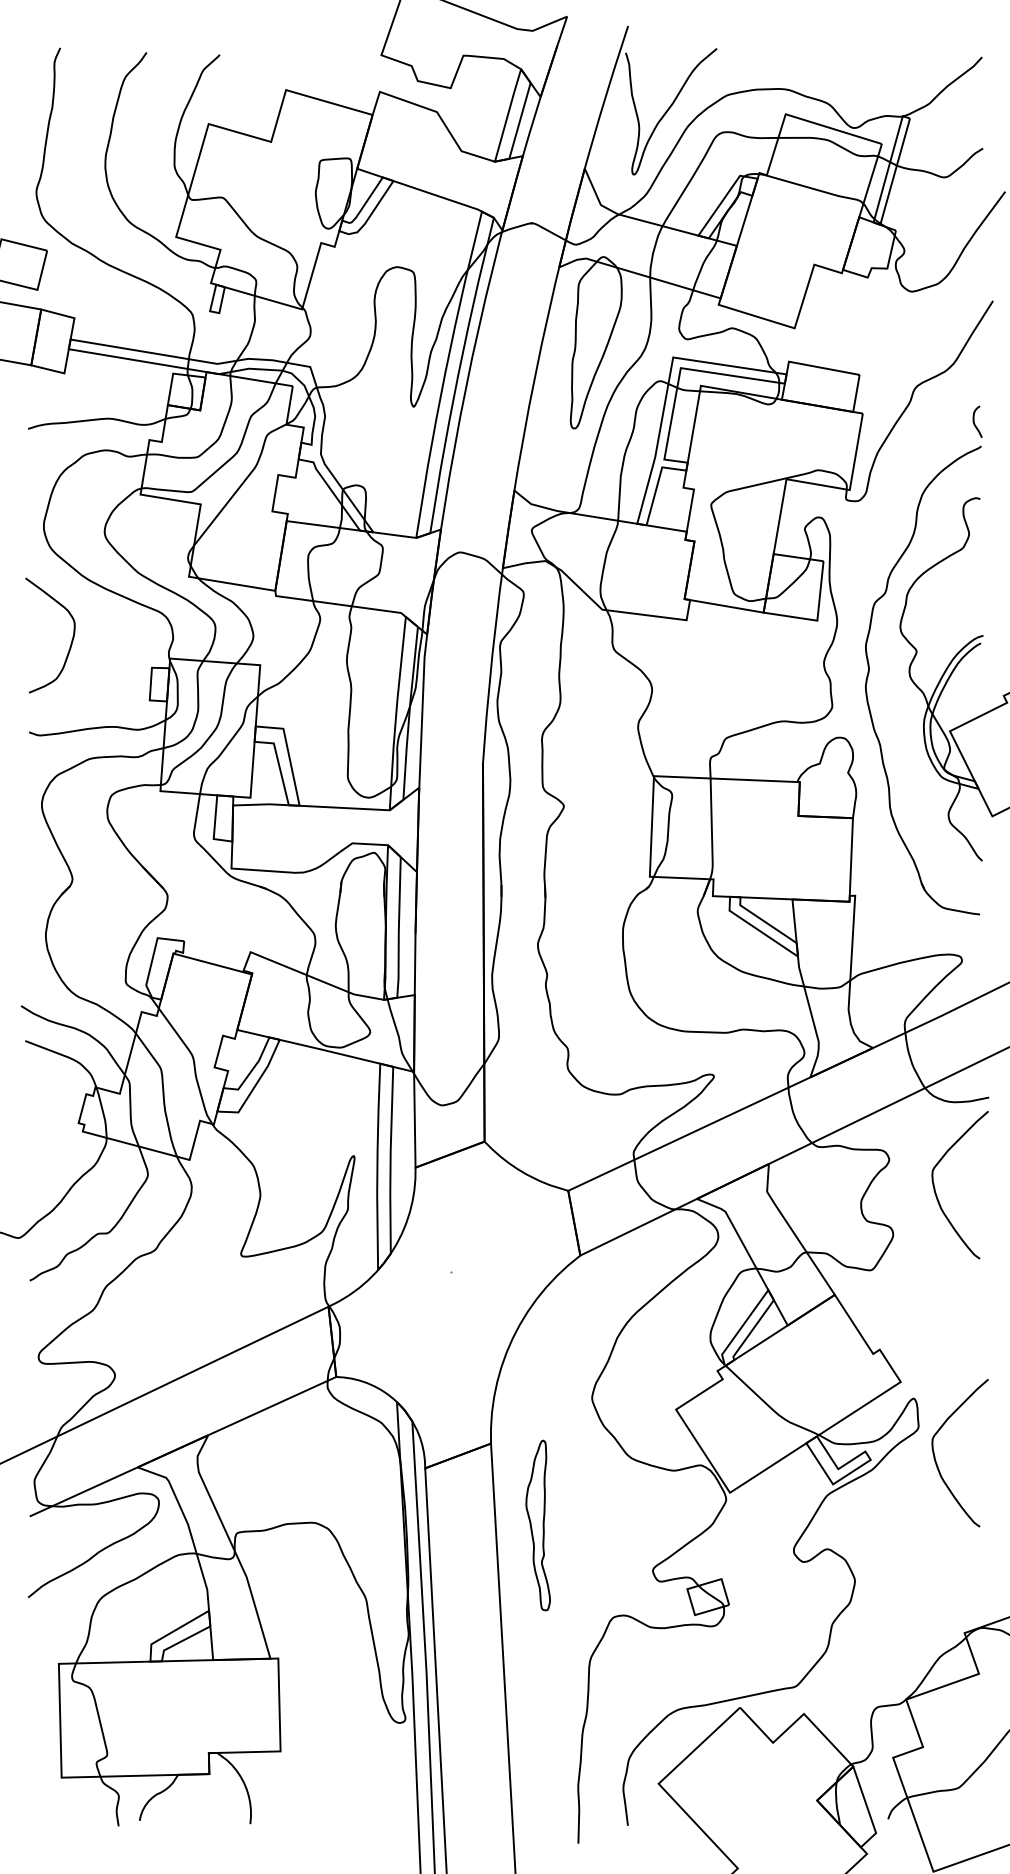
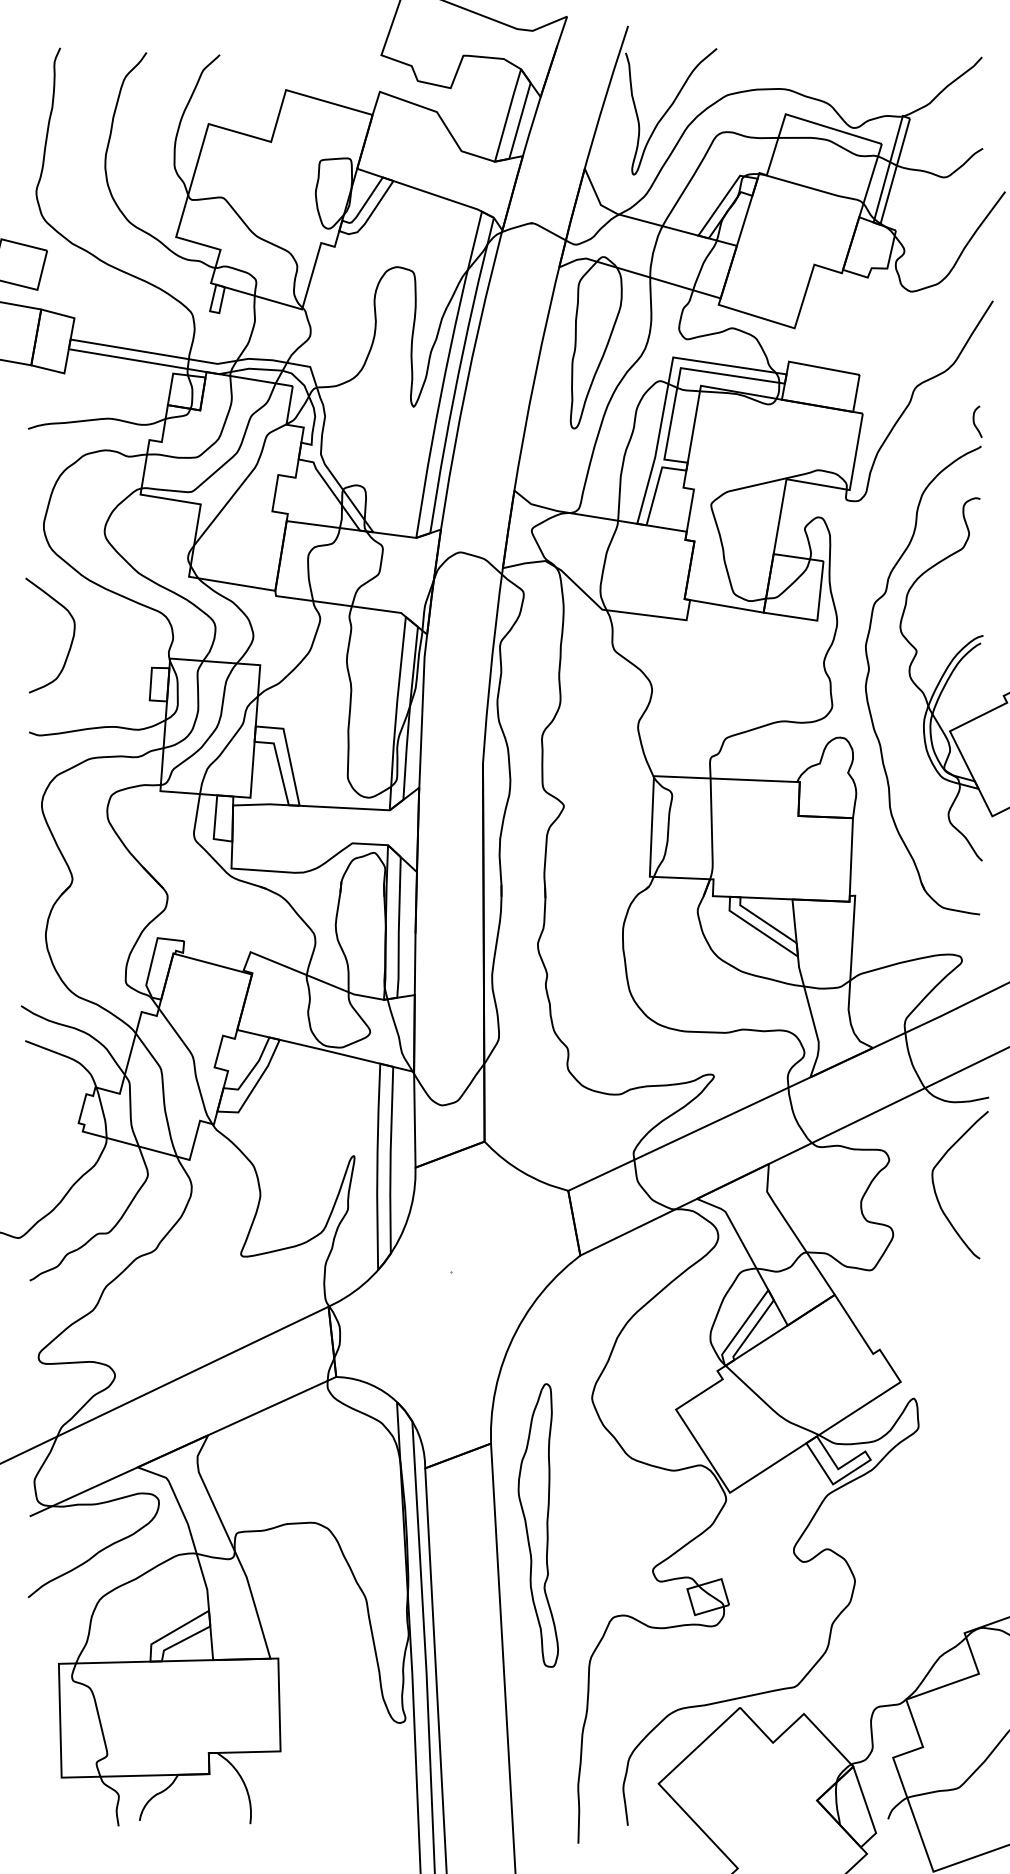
curve: present -> none (936, 1460)
part size: 26x173 px -> 42x285 px (537, 1525)
